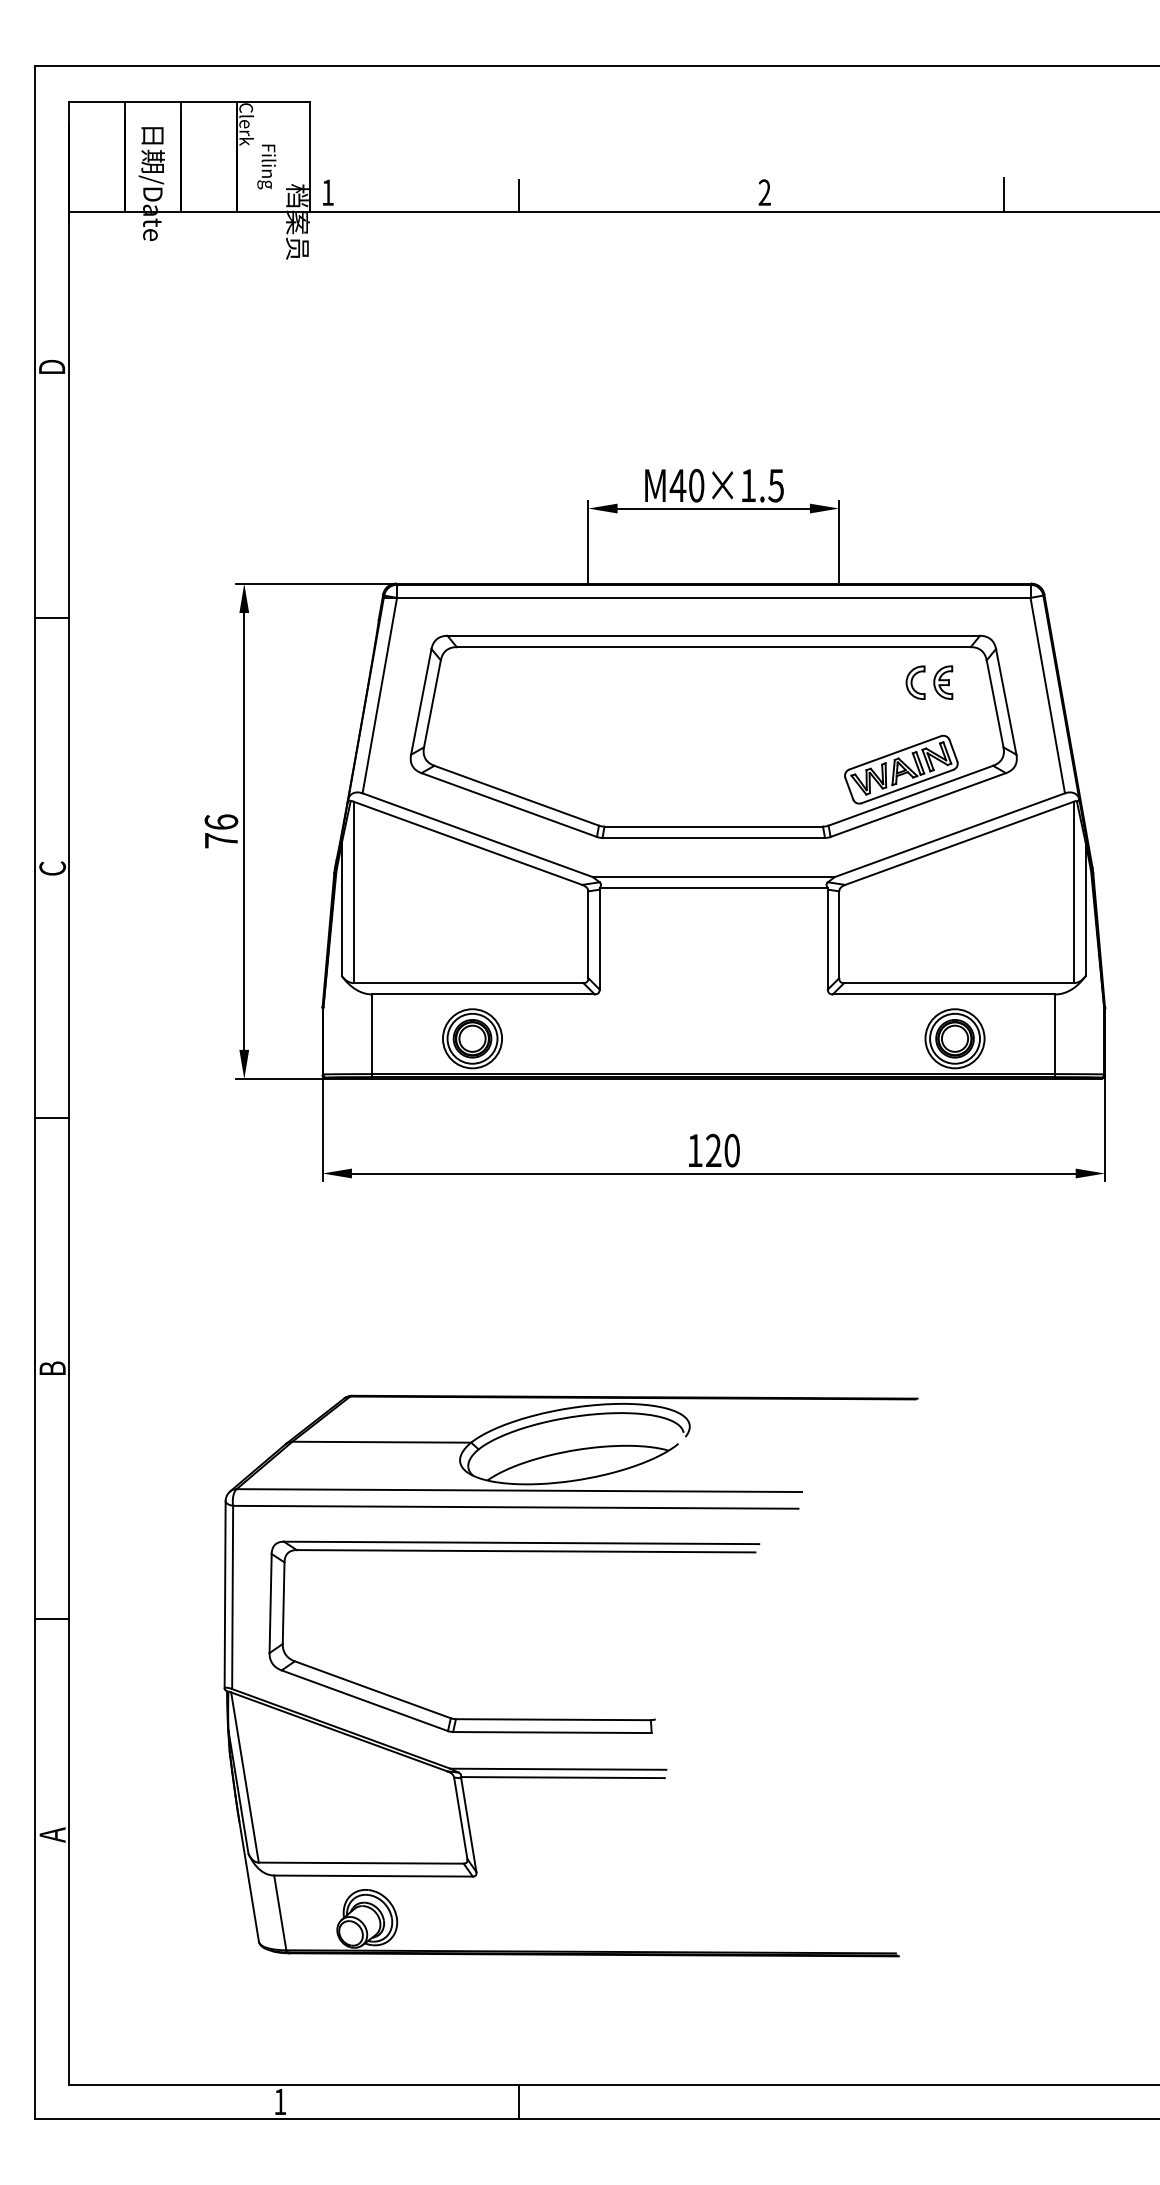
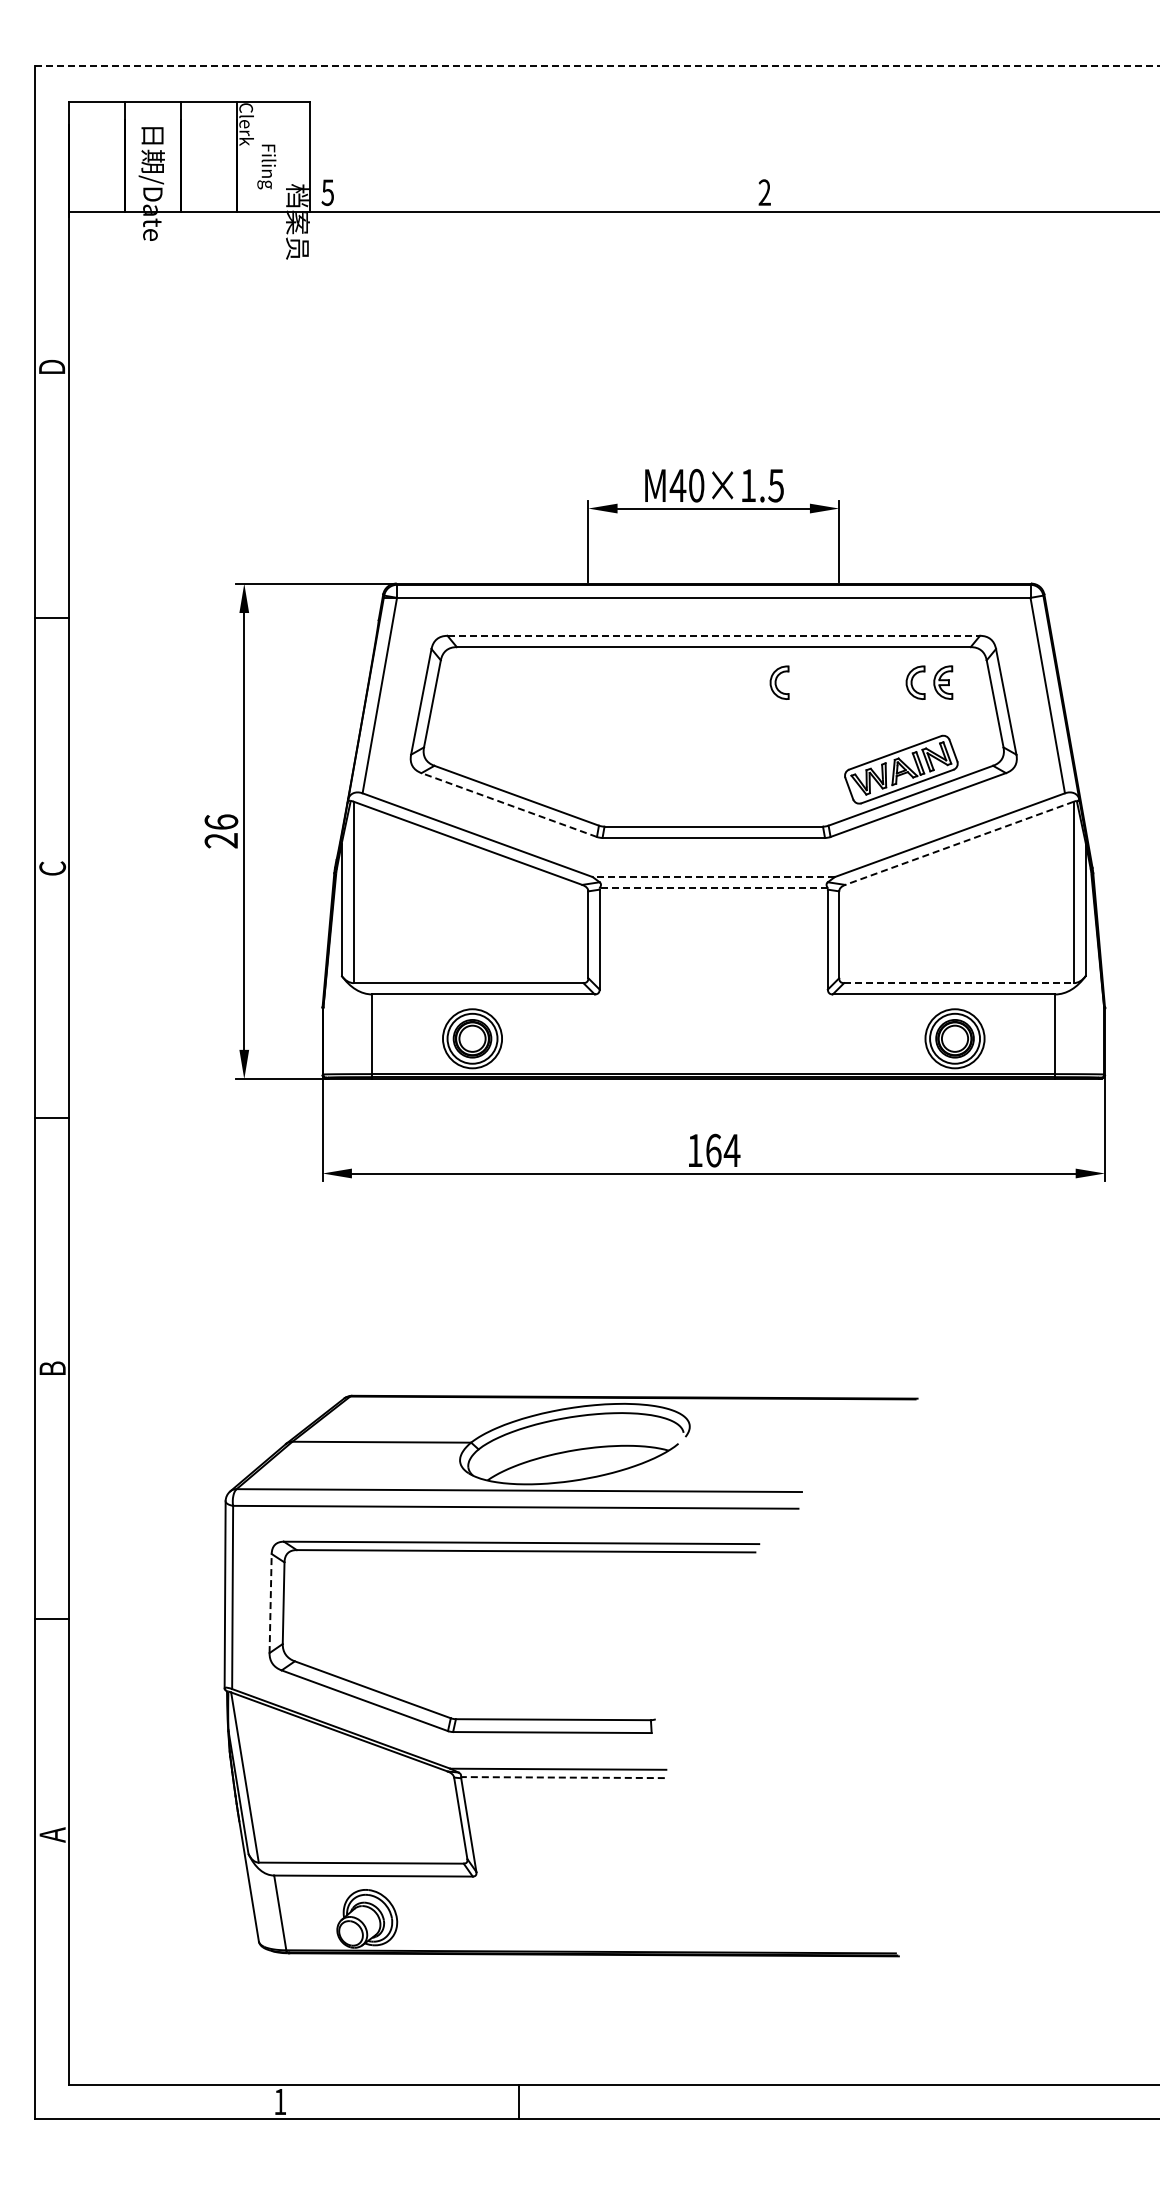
line: solid -> dashed (597, 65)
text: 1 -> 5 (327, 192)
line: present -> none (1003, 195)
line: present -> none (519, 196)
line: solid -> dashed (714, 635)
part: none -> present (779, 682)
line: solid -> dashed (508, 804)
text: 76 -> 26 (220, 840)
line: solid -> dashed (959, 843)
line: solid -> dashed (713, 877)
line: solid -> dashed (713, 888)
line: solid -> dashed (958, 983)
text: 120 -> 164 (723, 1150)
line: solid -> dashed (270, 1603)
line: solid -> dashed (562, 1777)
